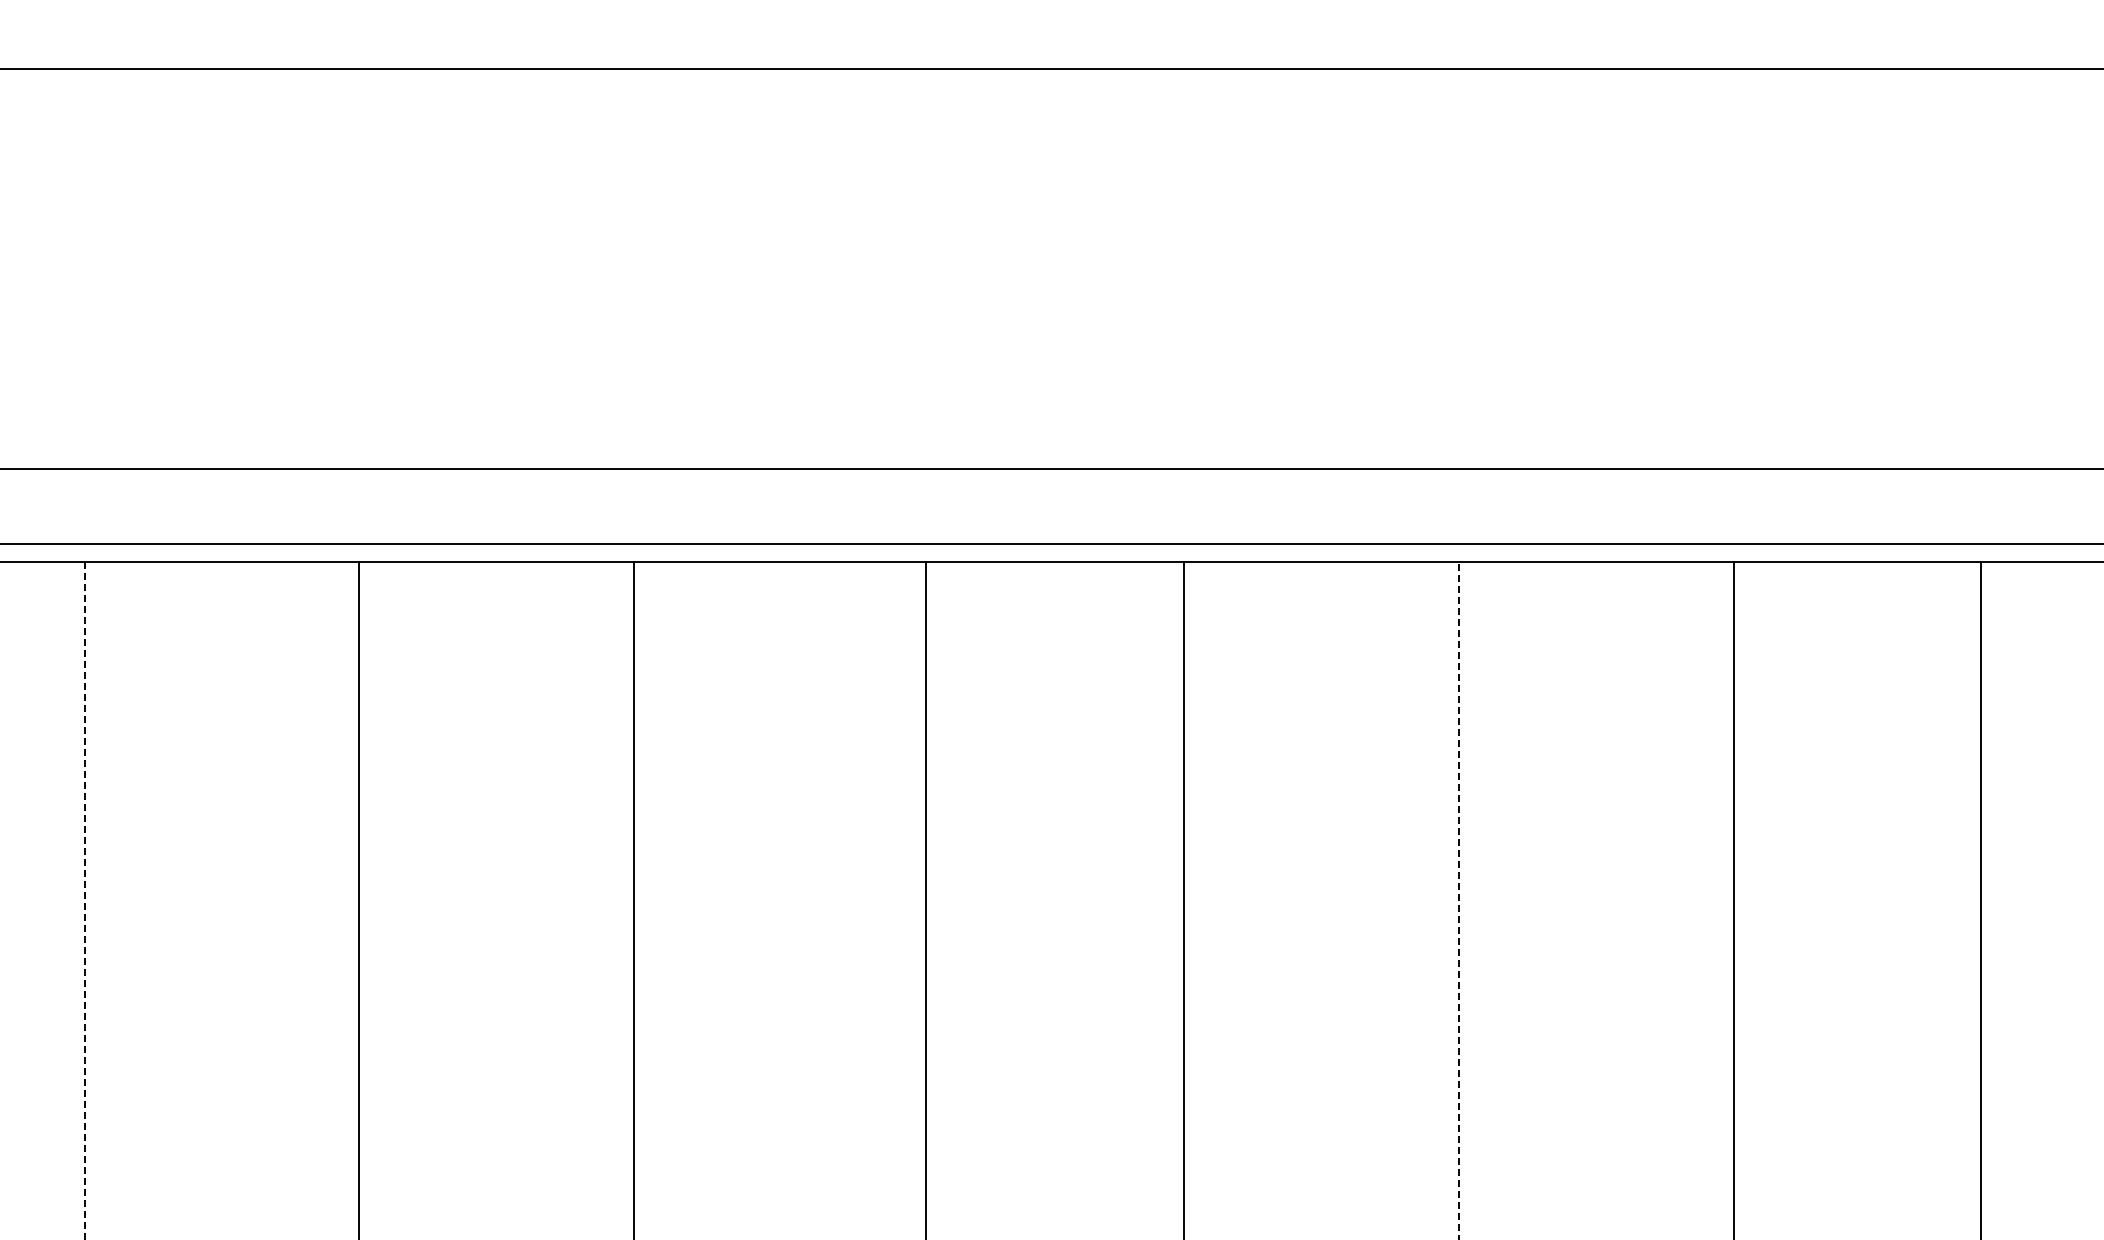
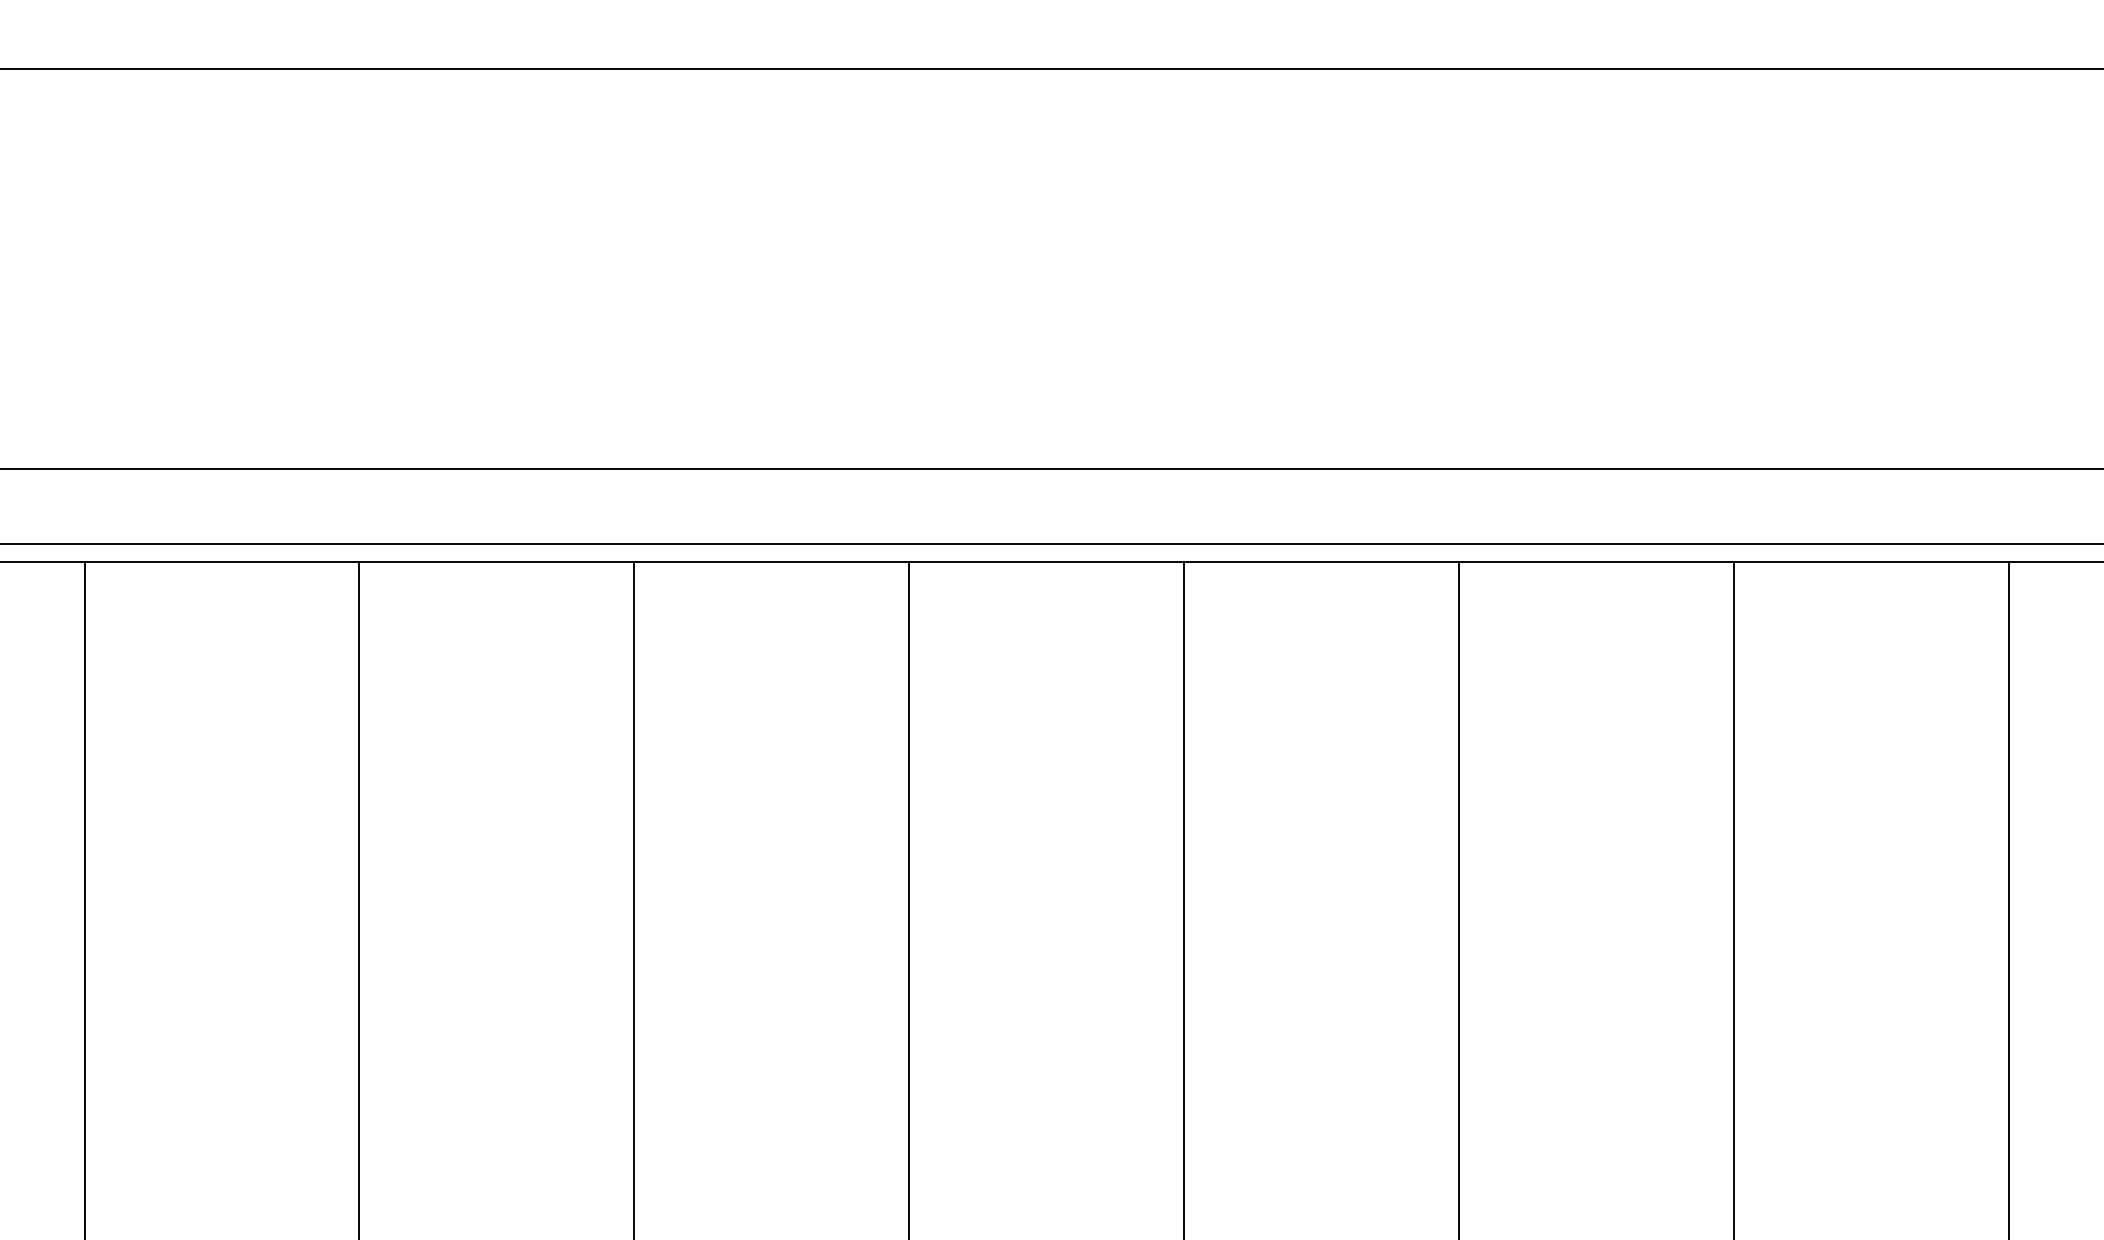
line position: (926, 898) -> (909, 898) (909, 898)
line position: (1981, 898) -> (2009, 898) (2009, 898)
line: dashed -> solid (84, 900)
line: dashed -> solid (1459, 900)
